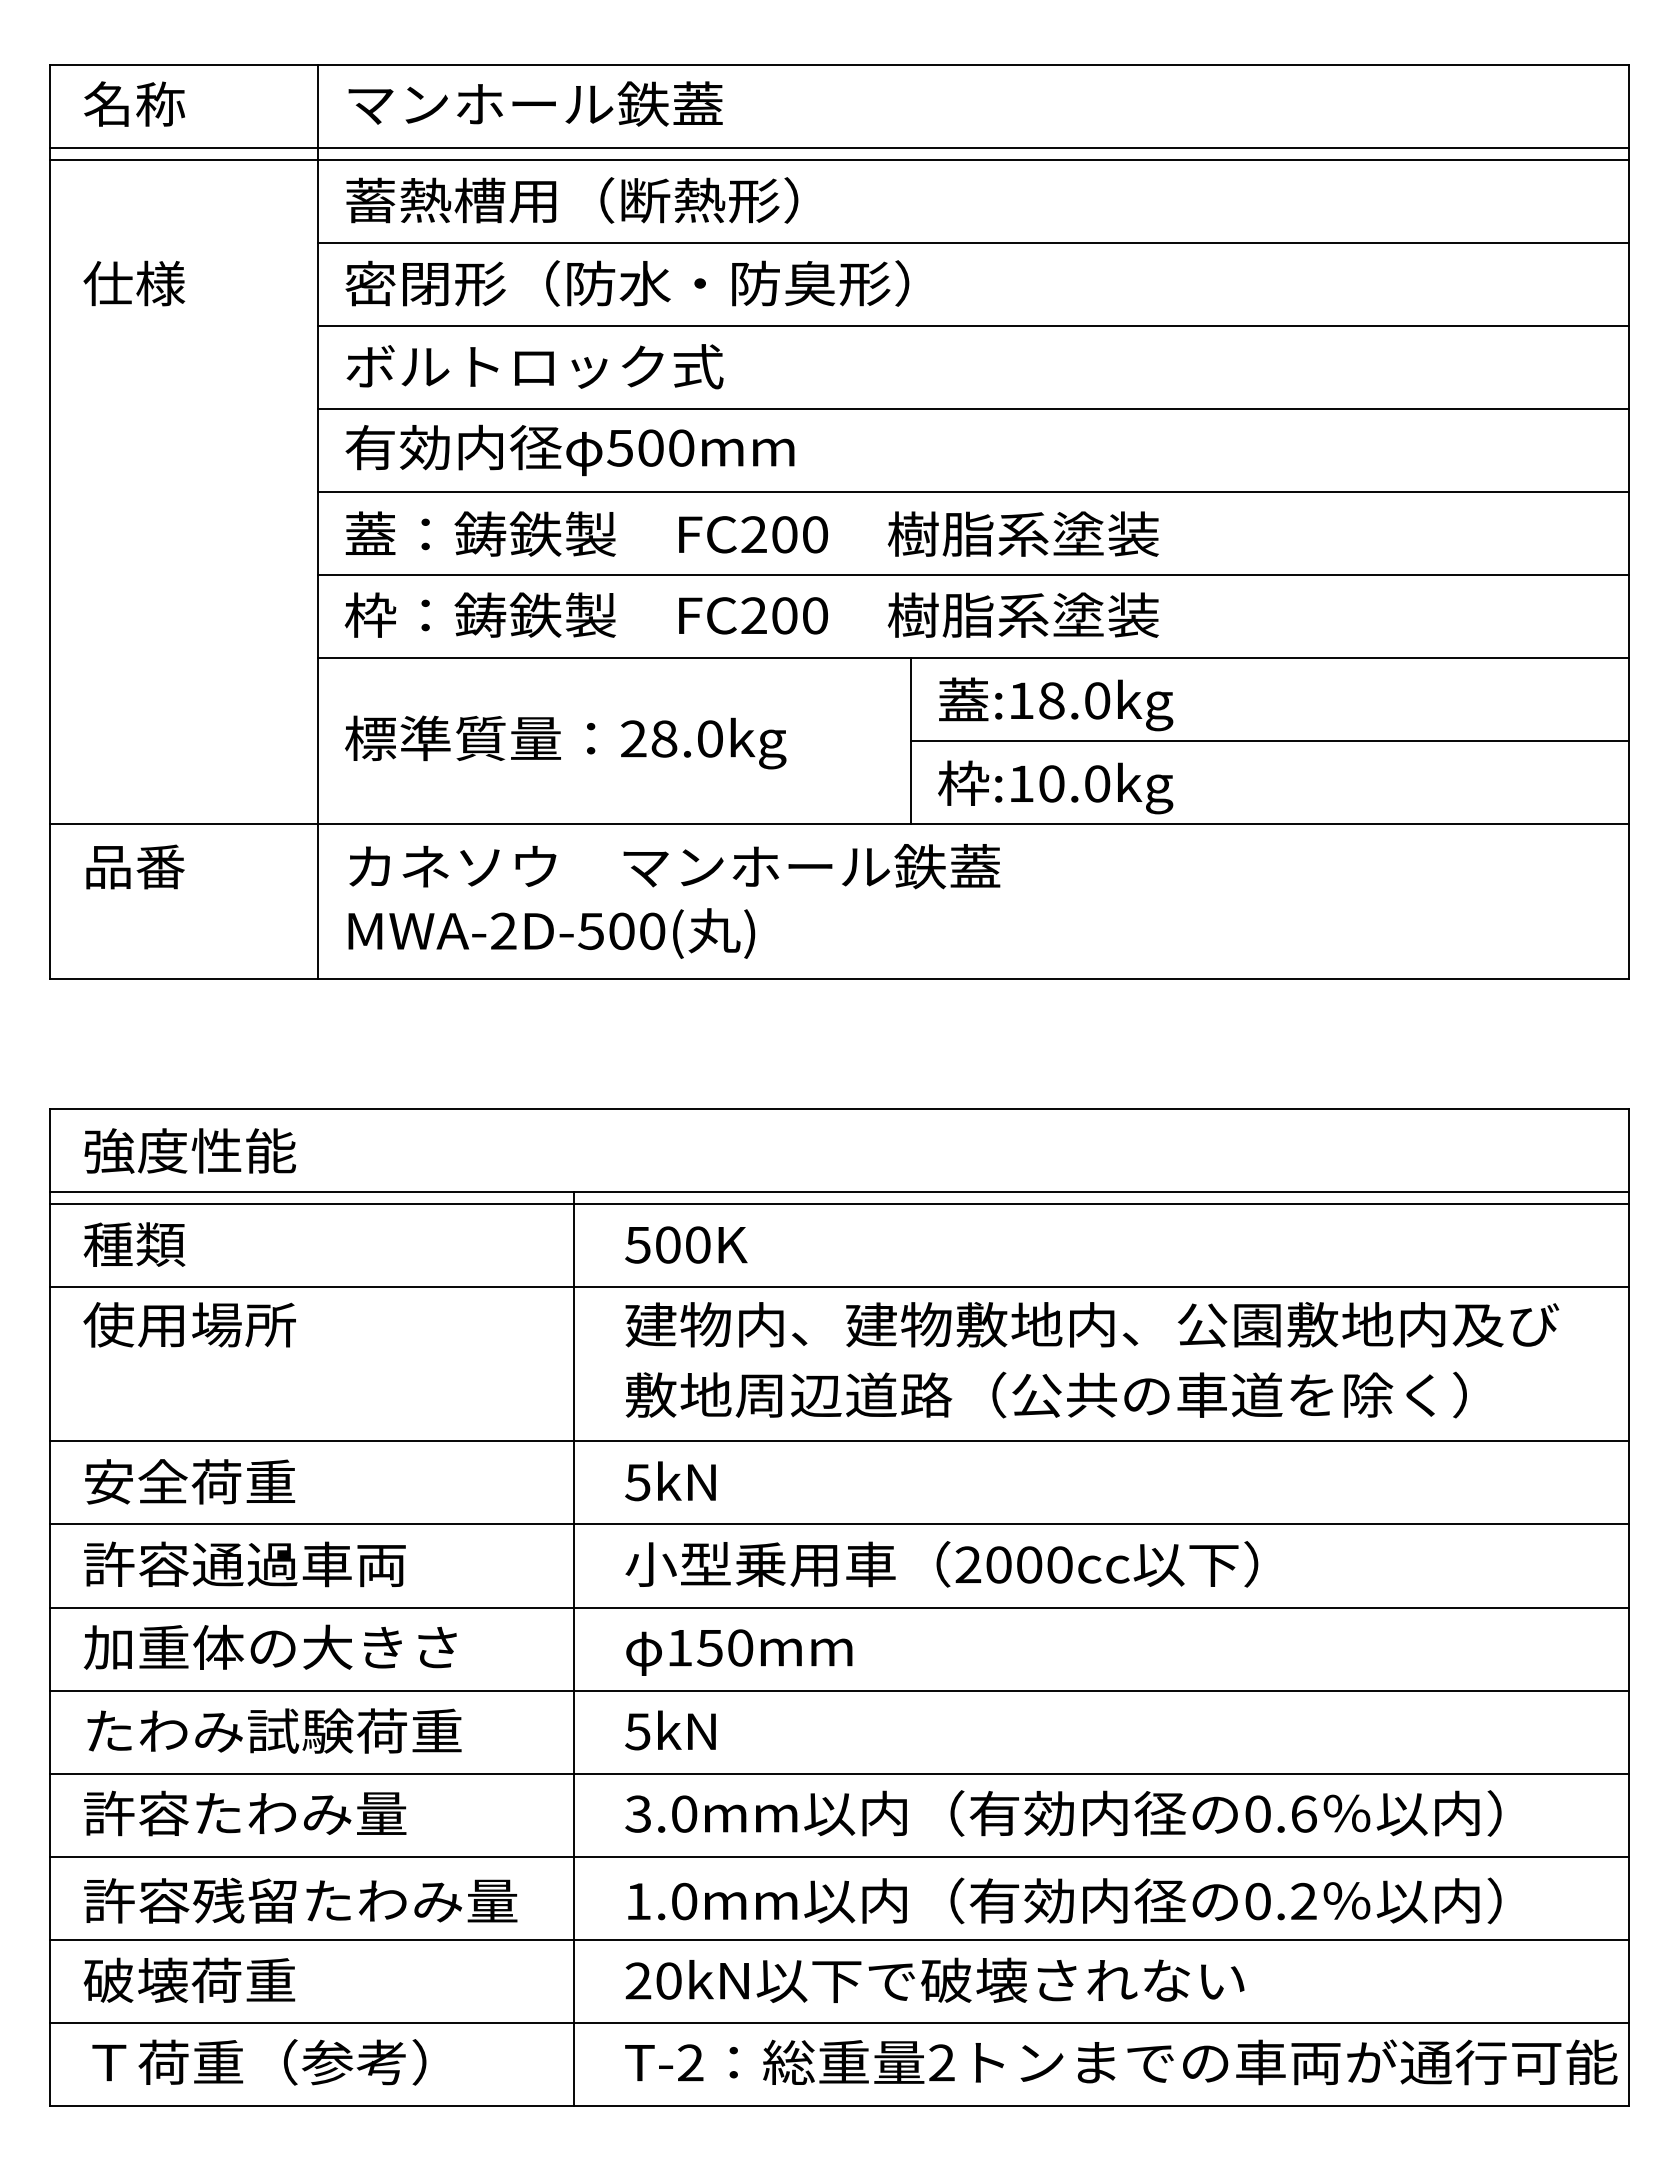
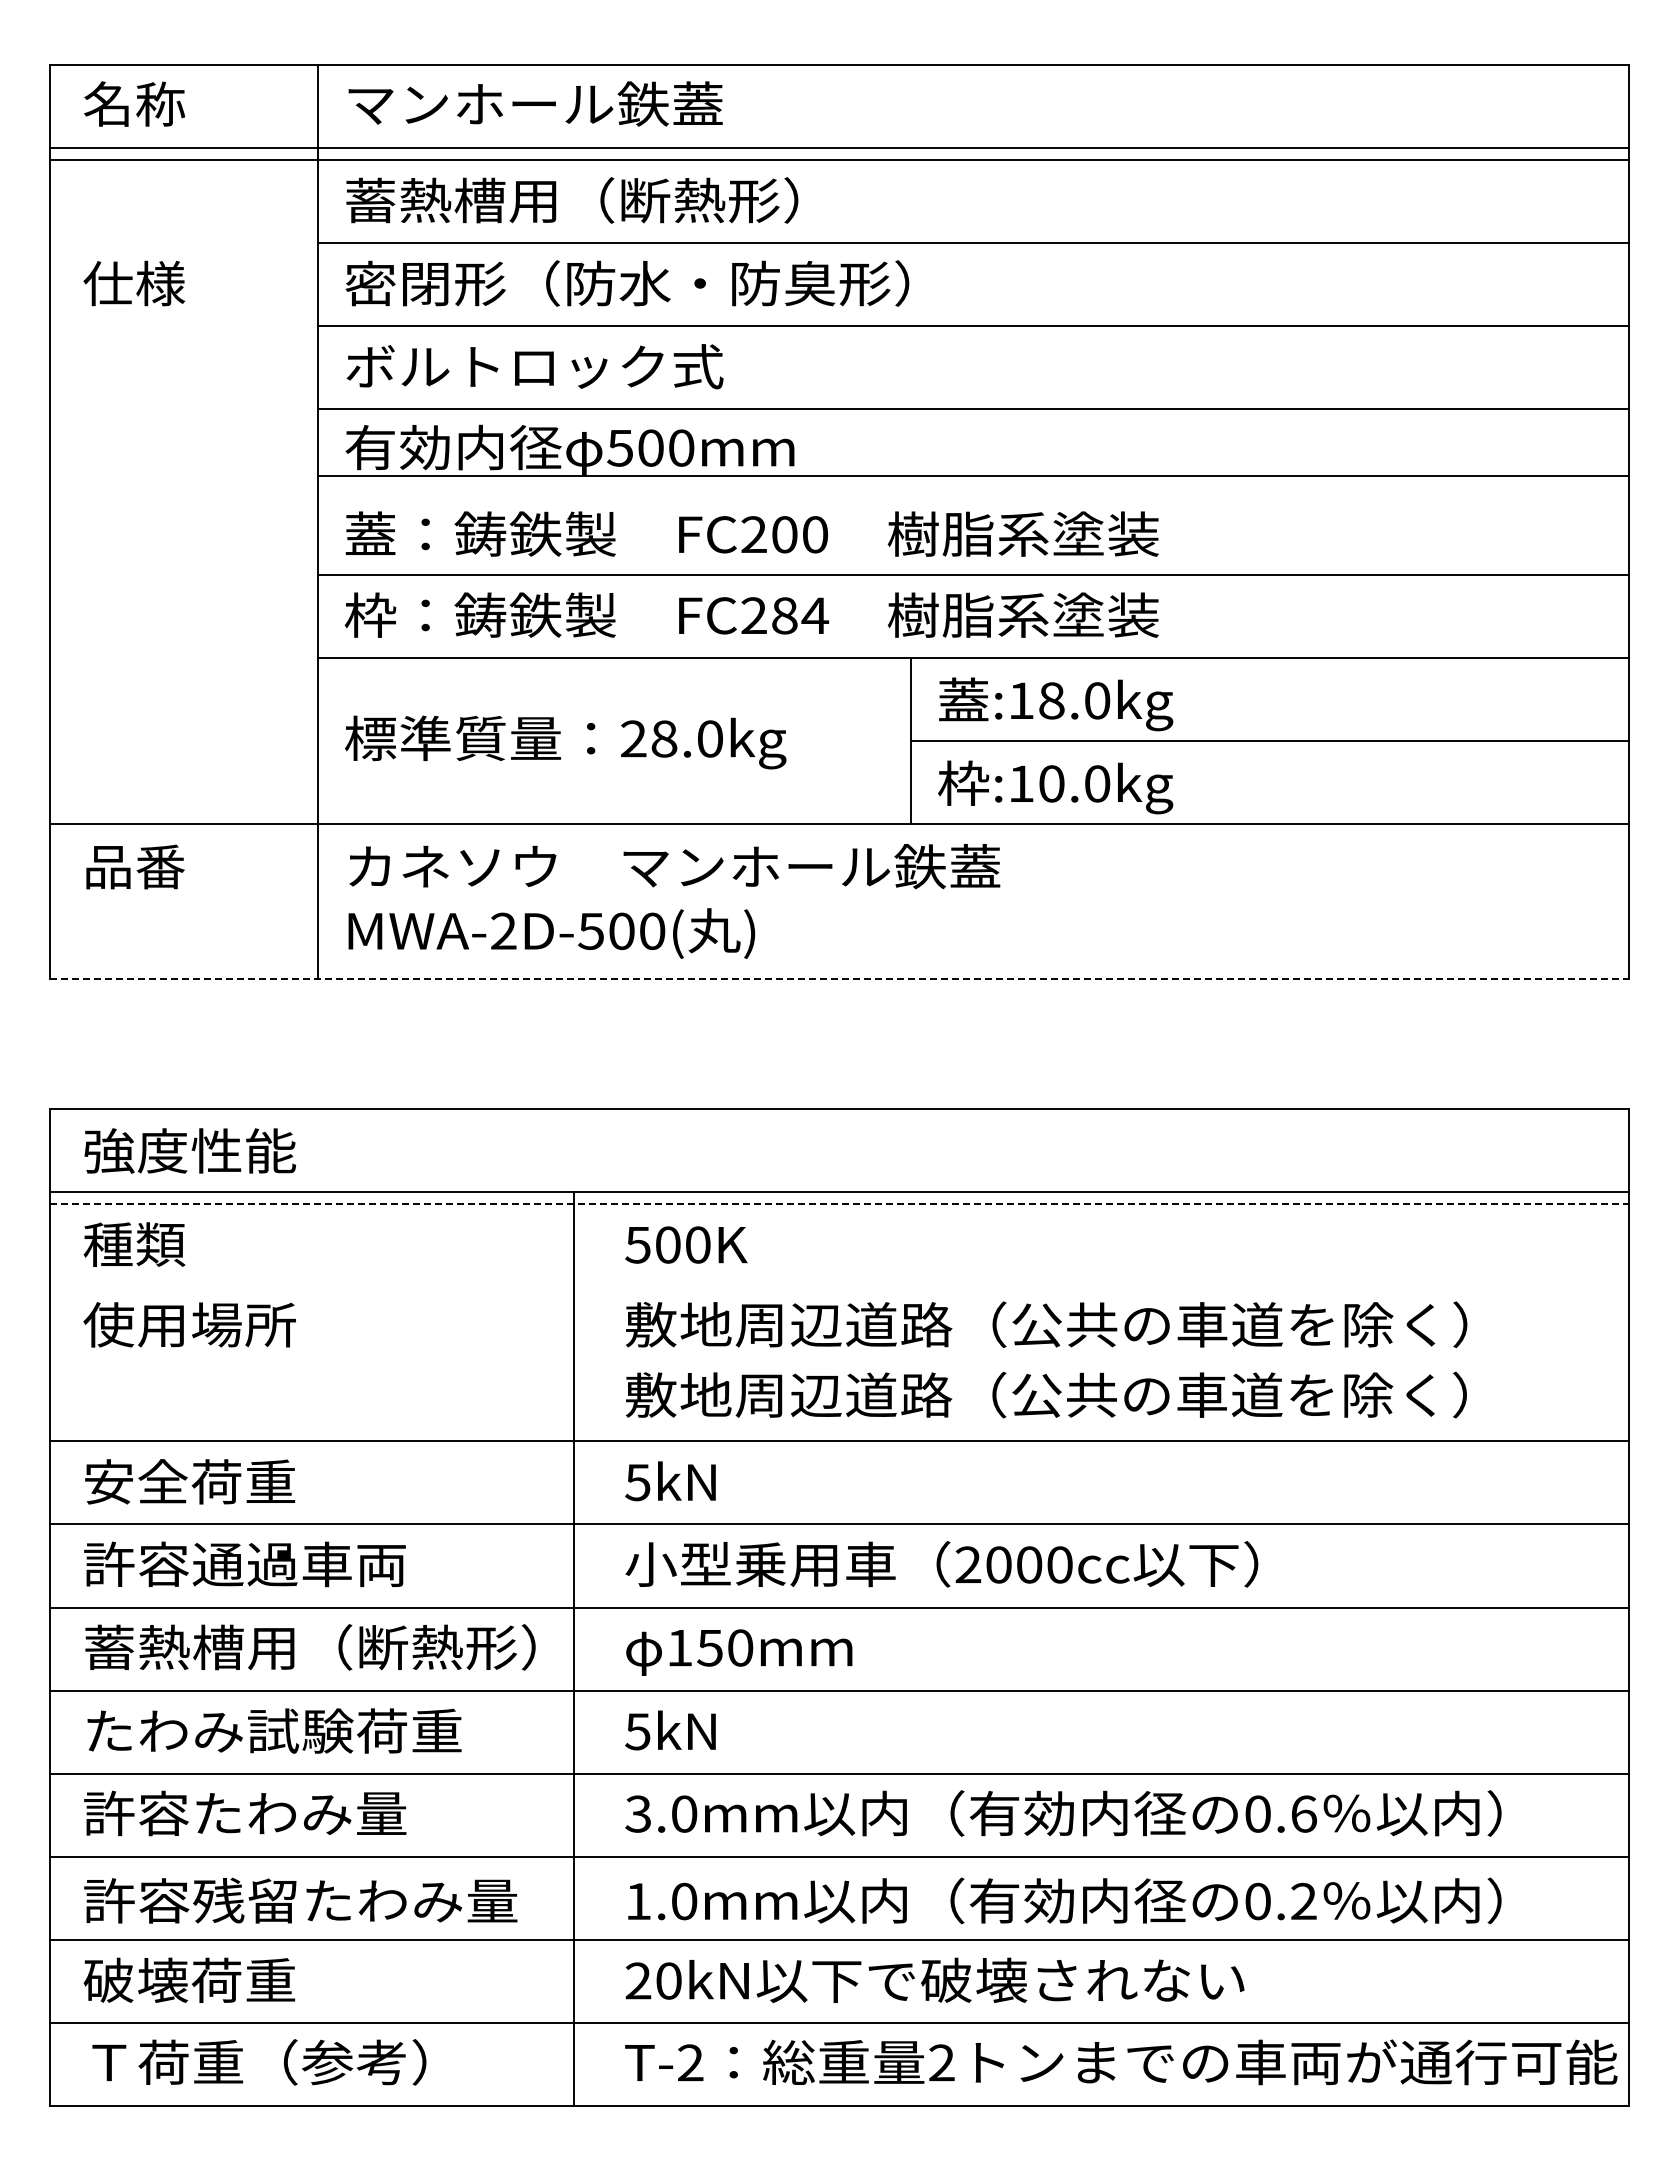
line position: (972, 492) -> (972, 476) (972, 476)
text: FC200 -> FC284 (800, 615)
line: solid -> dashed (839, 979)
line: solid -> dashed (839, 1204)
line: present -> none (839, 1287)
text: 建物内、建物敷地内、公園敷地内及び -> 敷地周辺道路（公共の車道を除く） (1092, 1324)
text: 加重体の大きさ -> 蓄熱槽用（断熱形） (309, 1647)
